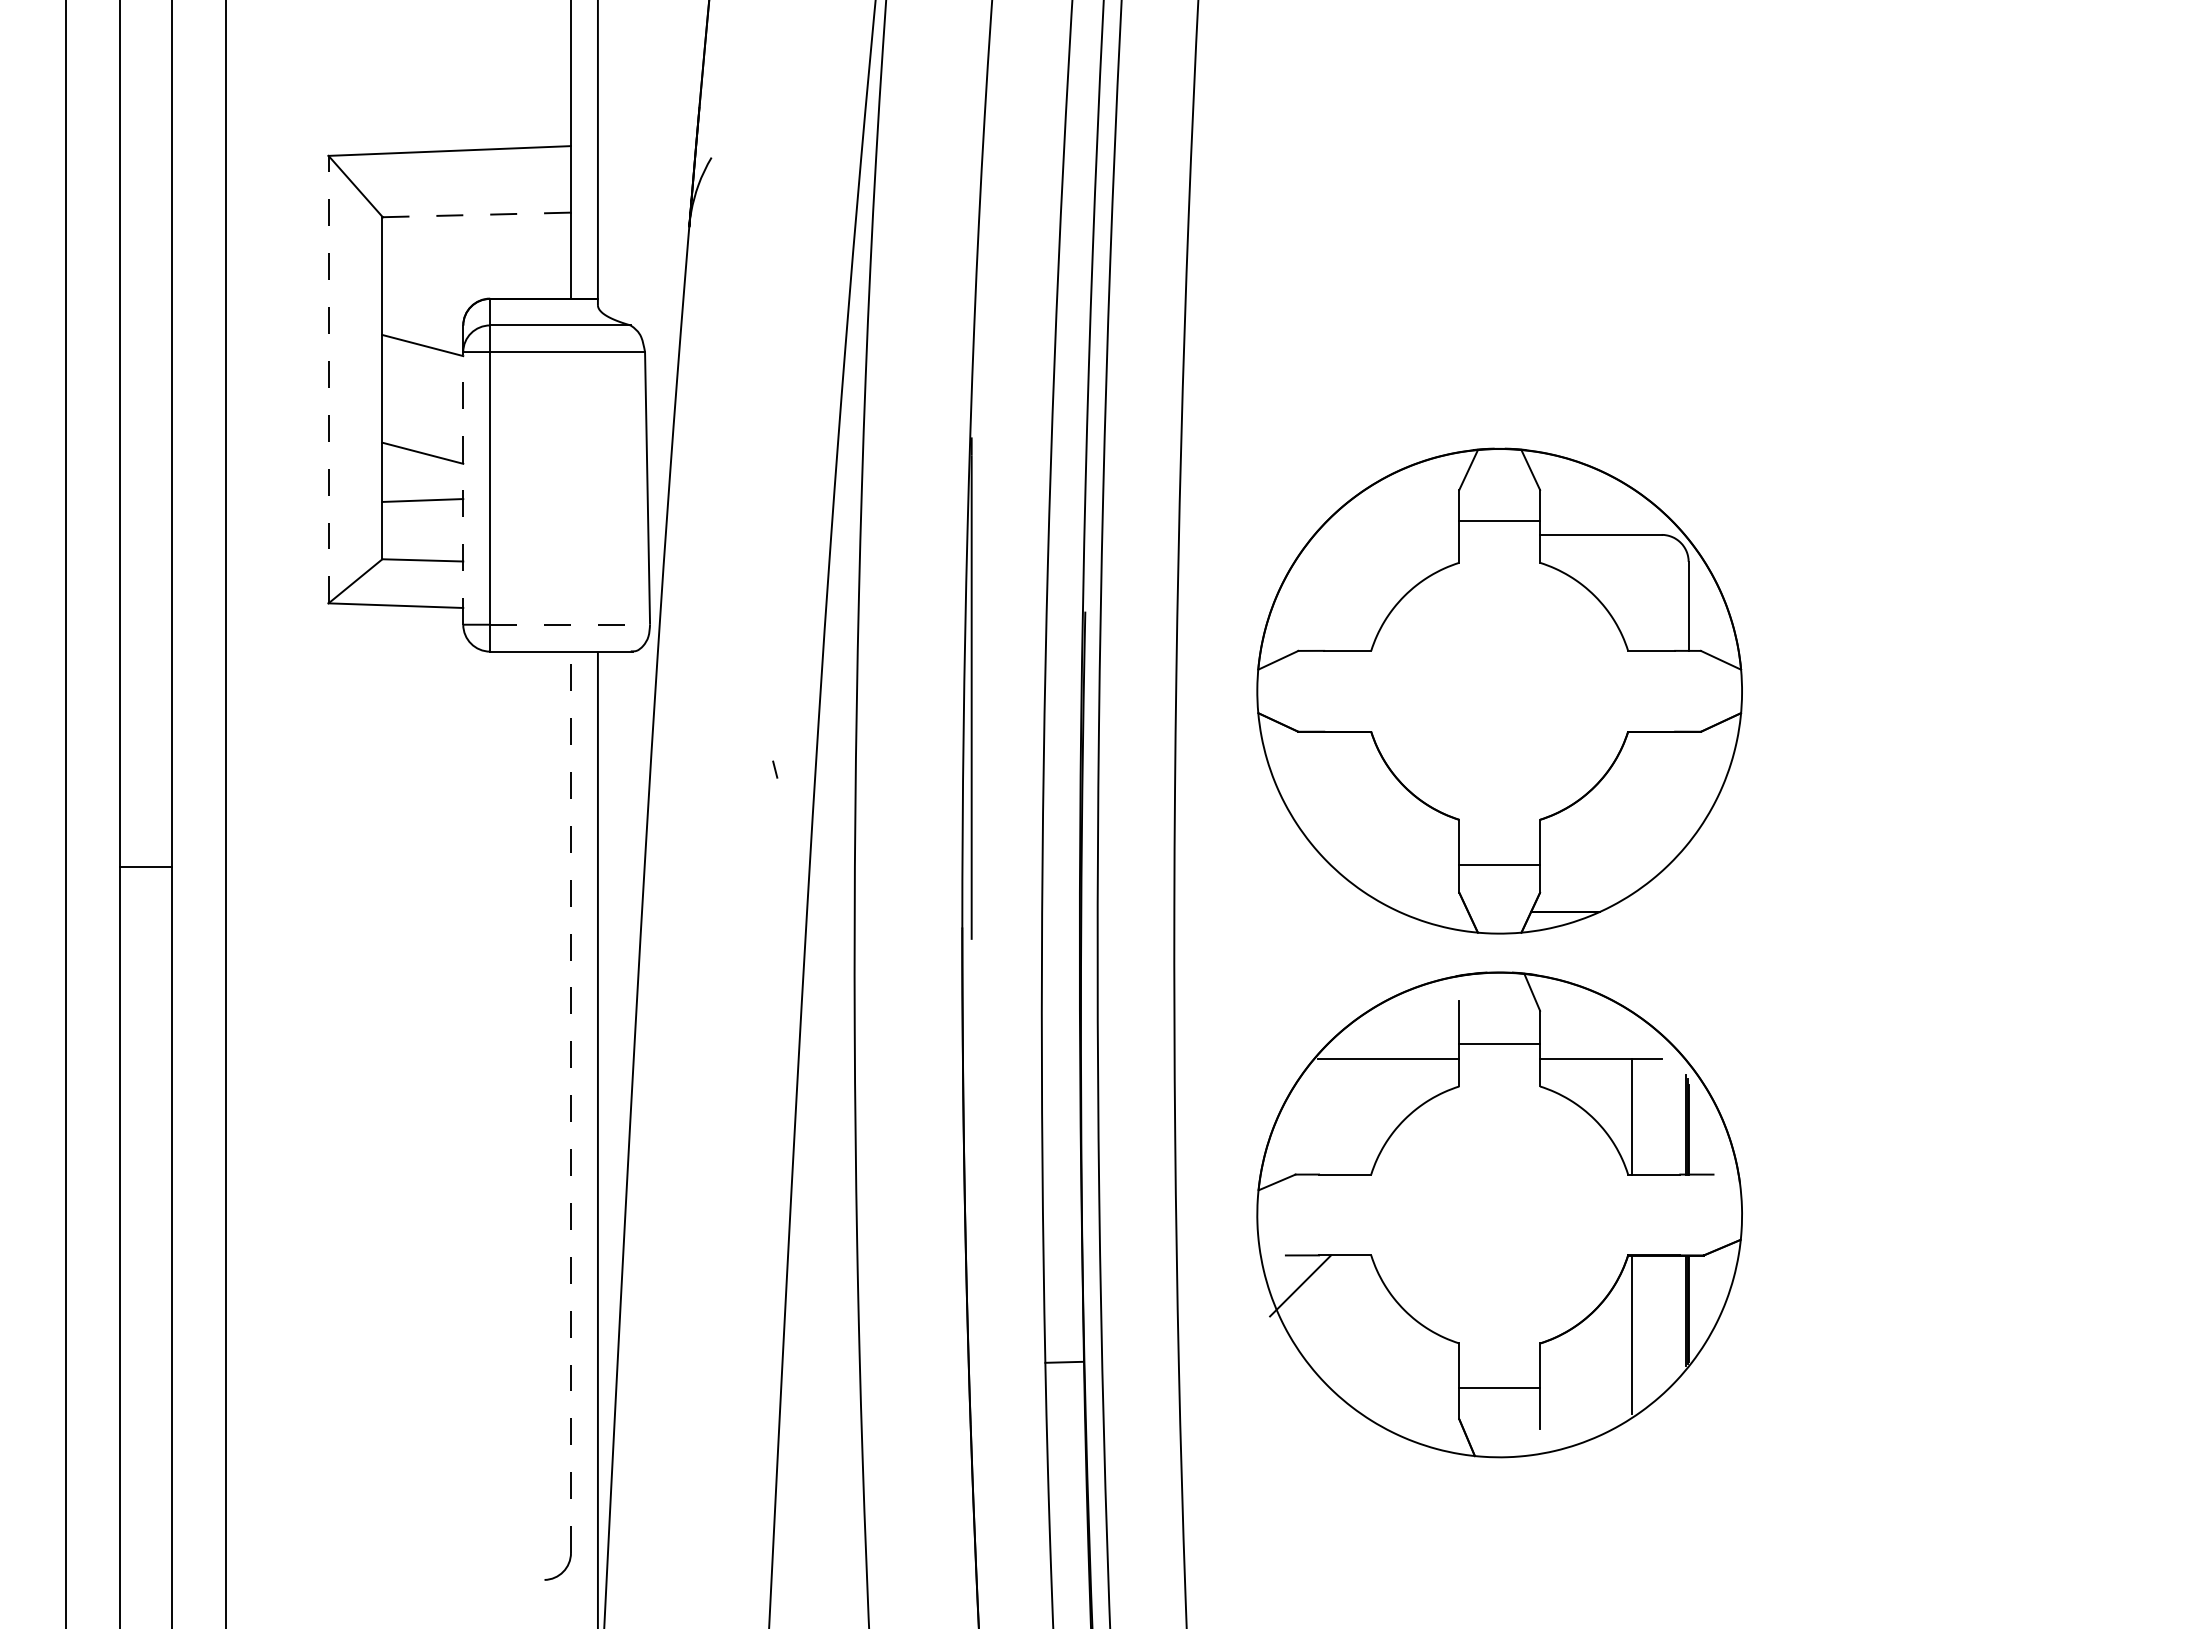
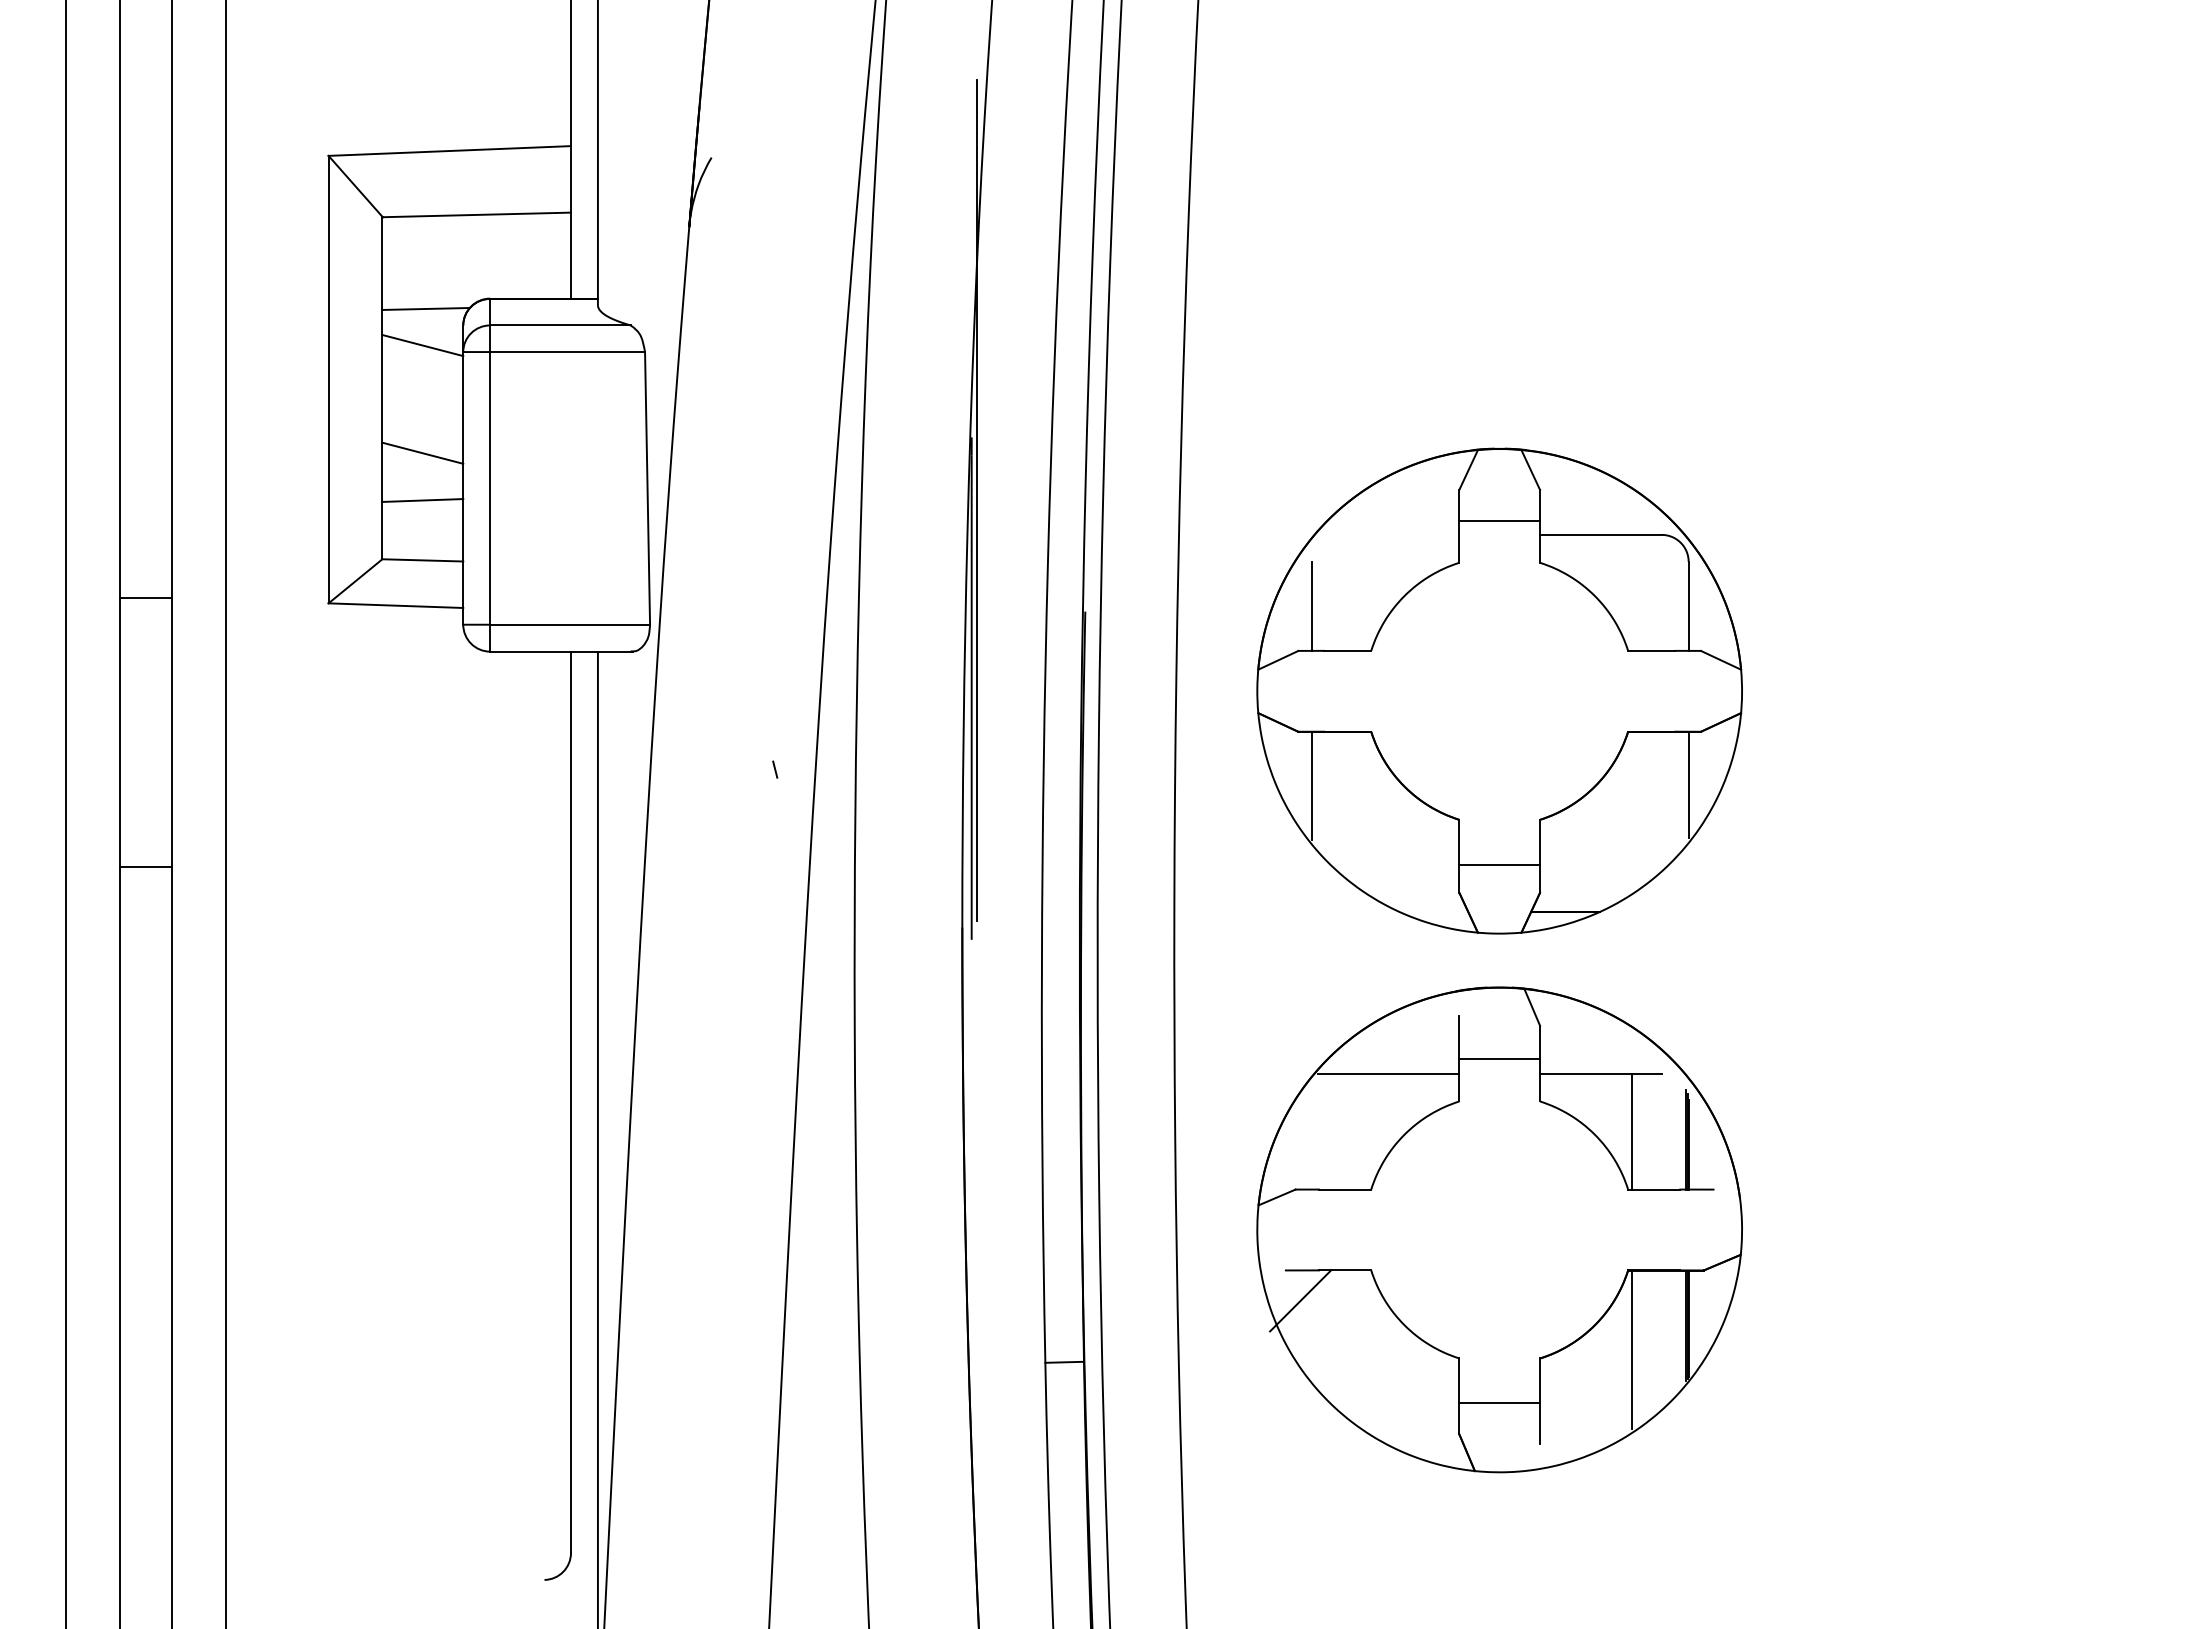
line: dashed -> solid (476, 214)
line: none -> present (425, 308)
line: dashed -> solid (328, 379)
line: dashed -> solid (463, 487)
line: none -> present (976, 500)
line: none -> present (146, 597)
line: none -> present (1311, 605)
line: dashed -> solid (570, 624)
line: none -> present (1688, 784)
line: none -> present (1311, 785)
line: dashed -> solid (570, 1102)
part position: (1499, 1214) -> (1499, 1229) (1499, 1229)
